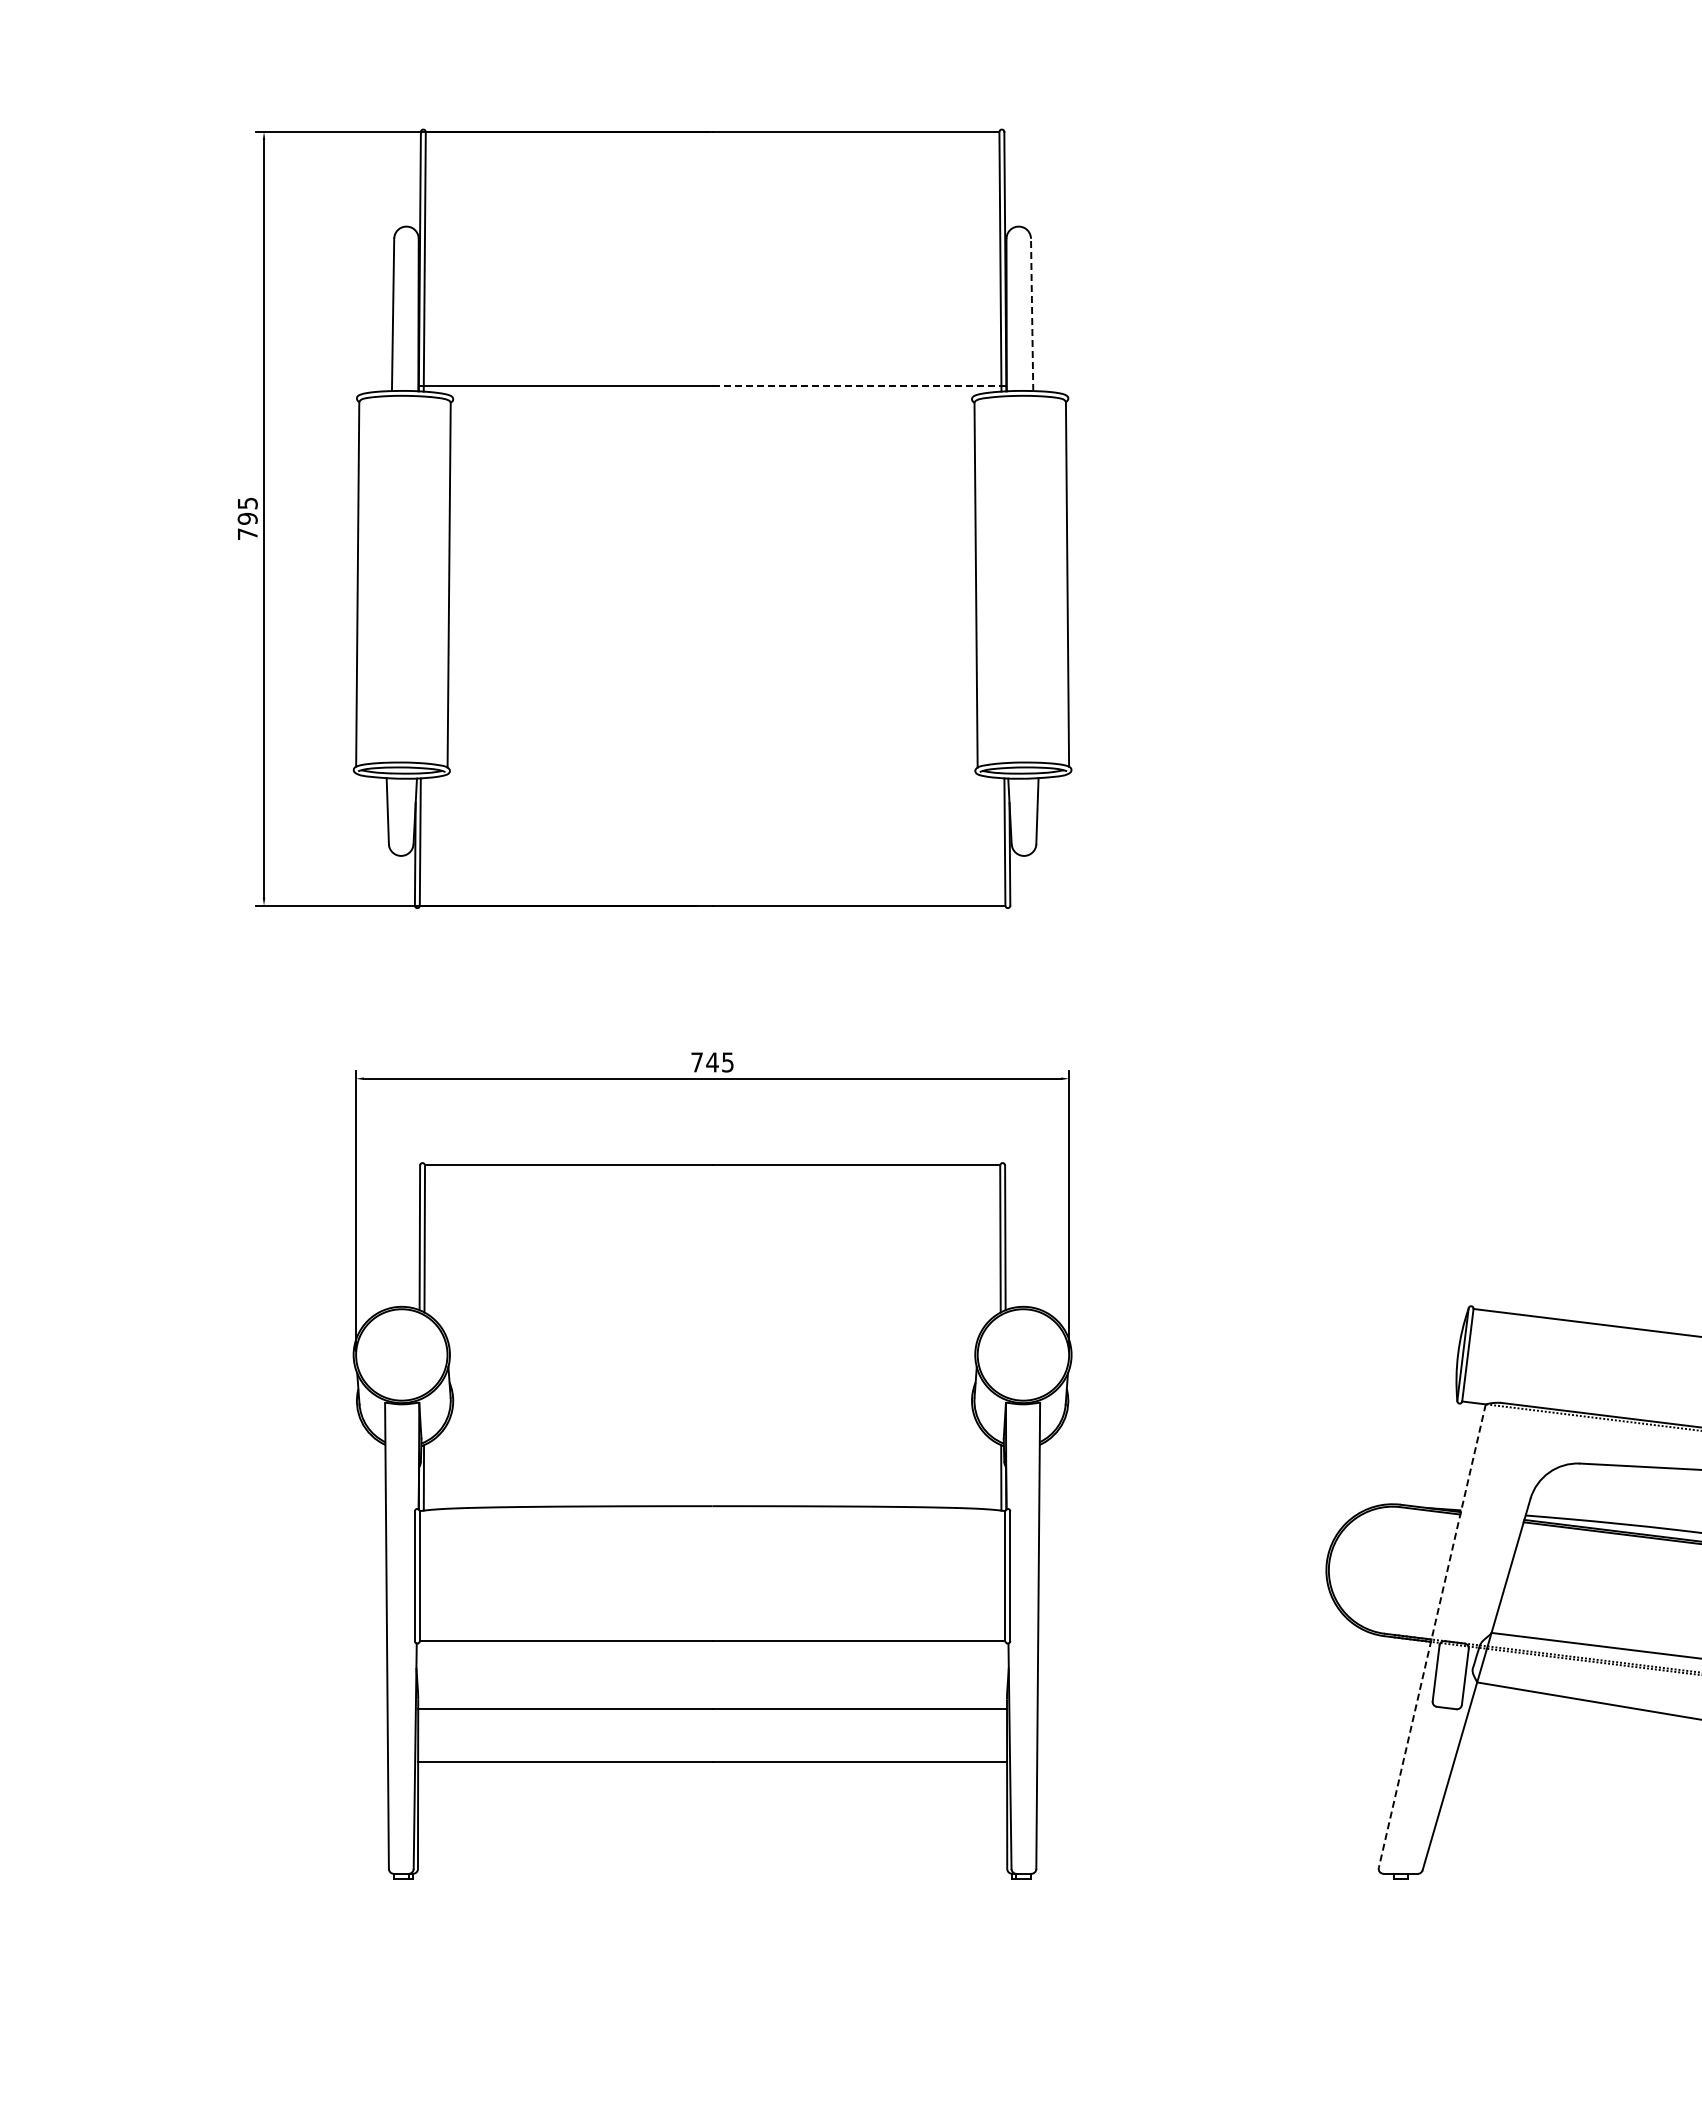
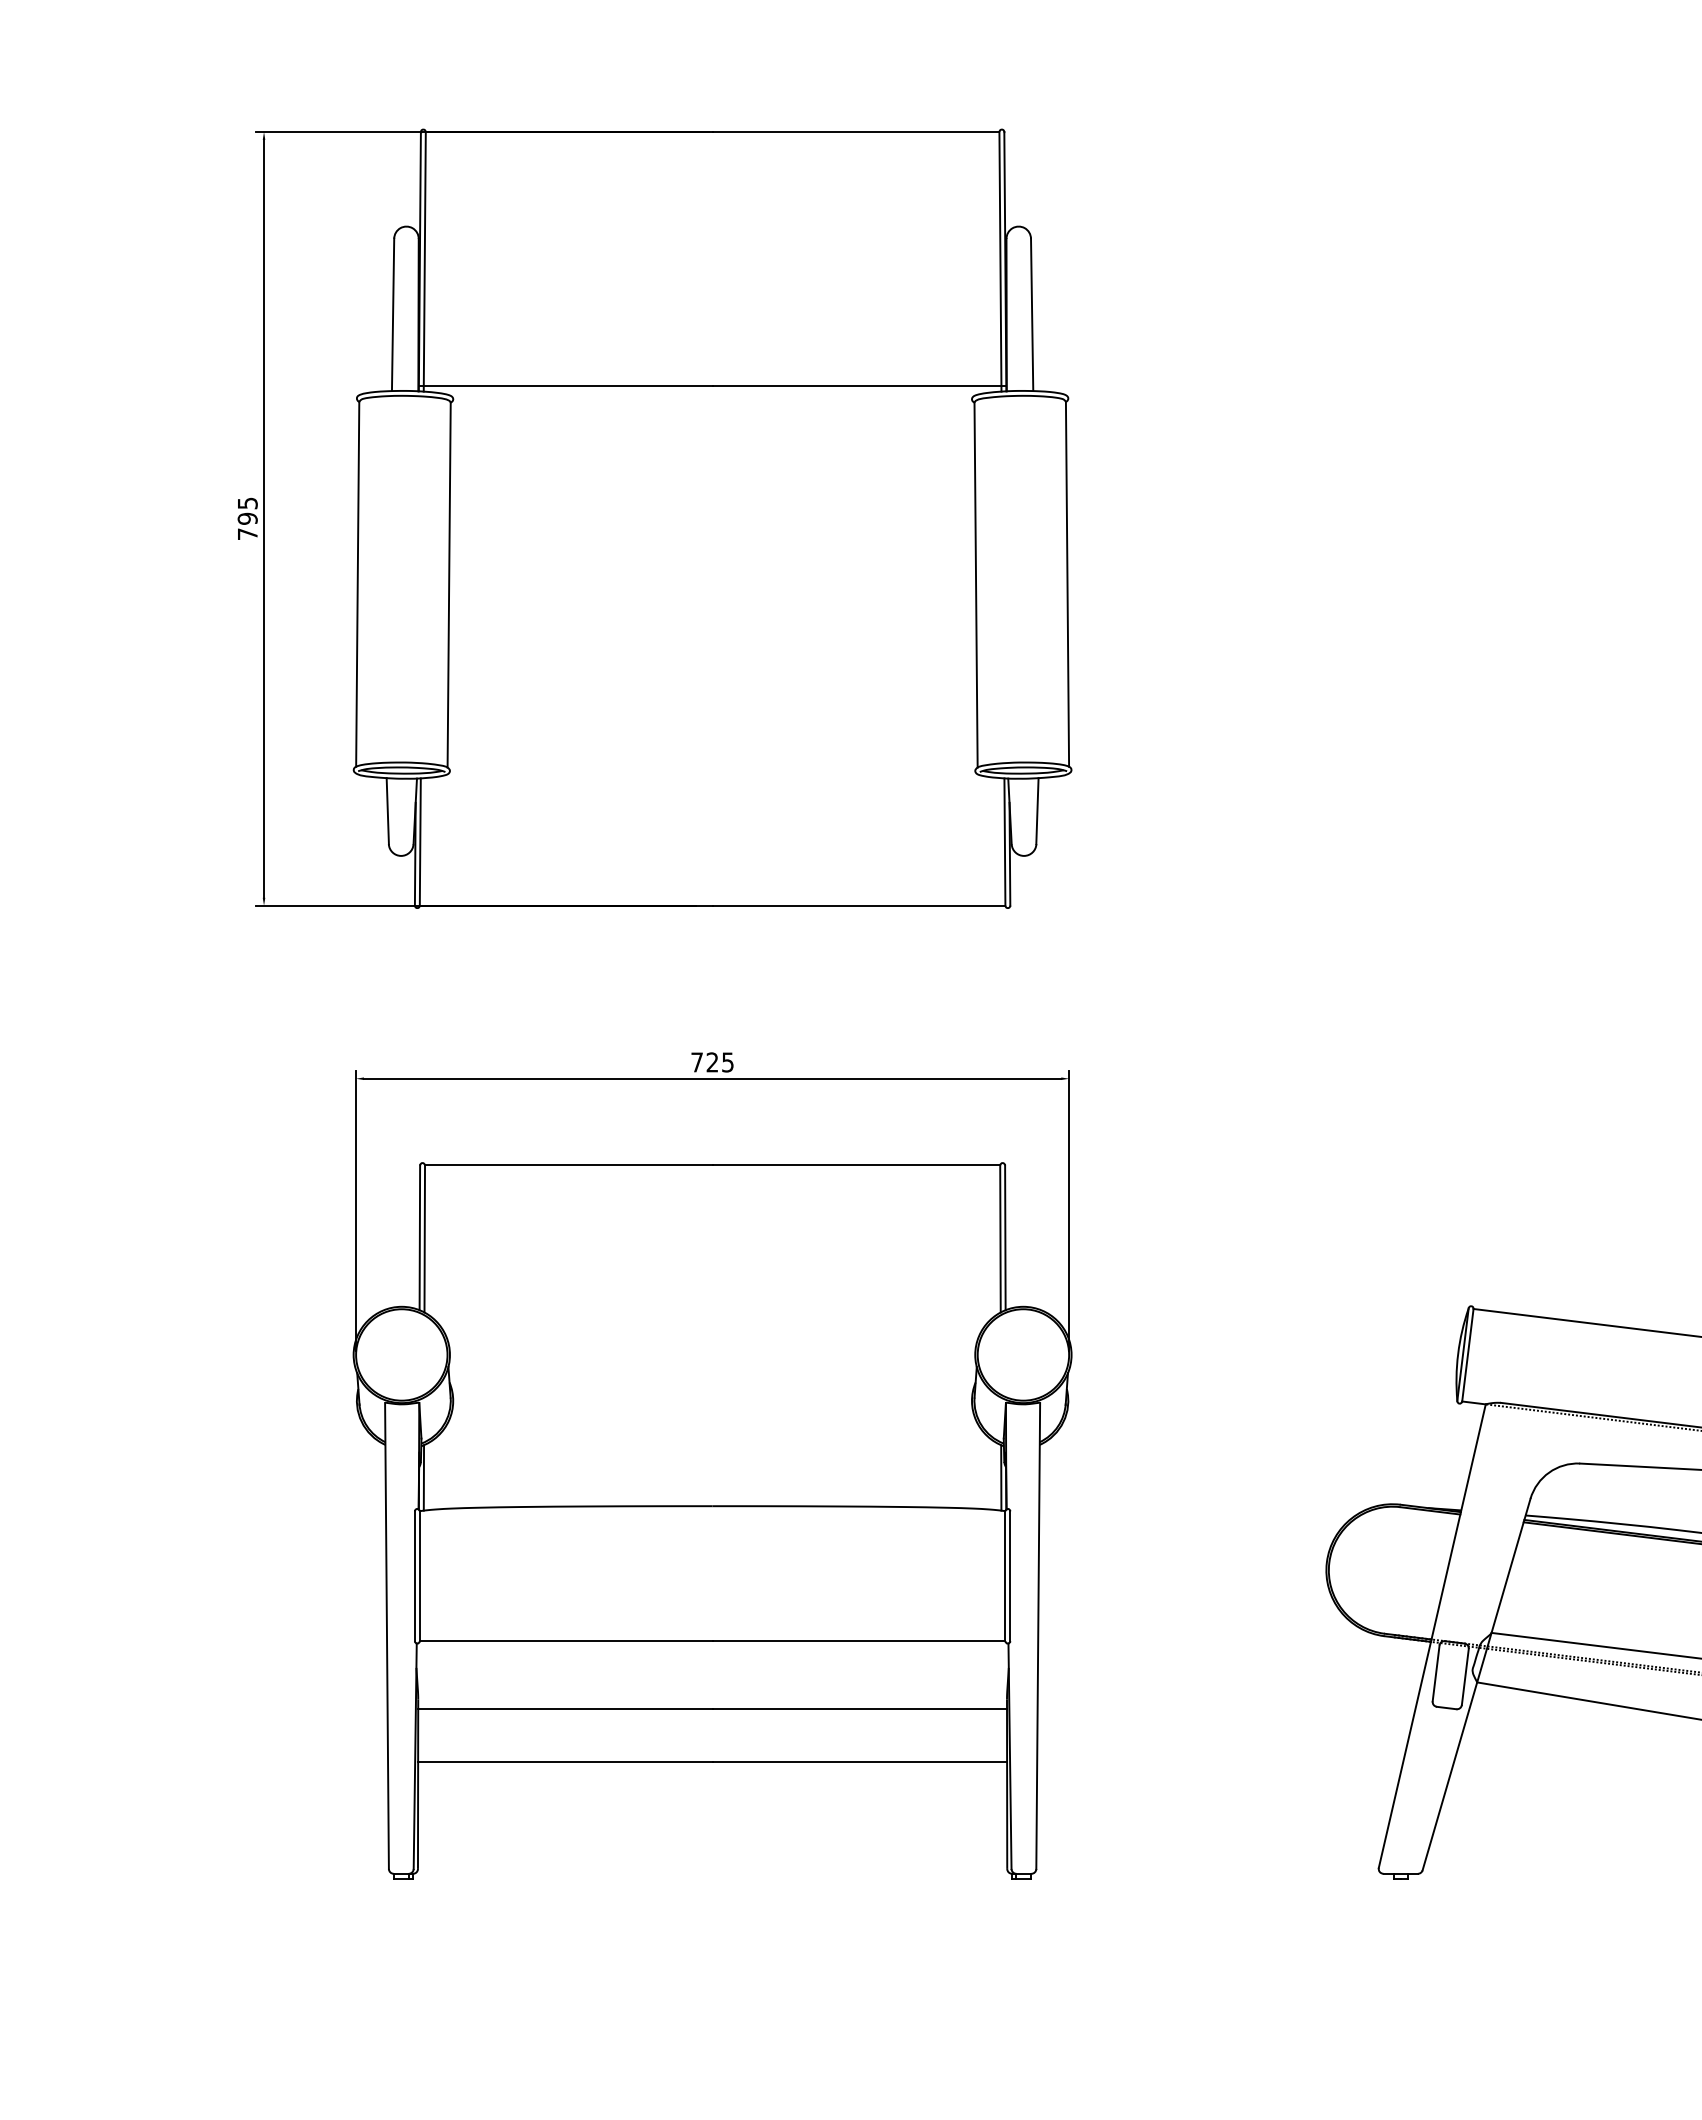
line: dashed -> solid (1032, 314)
line: dashed -> solid (859, 385)
text: 745 -> 725 (712, 1062)
line: dashed -> solid (1432, 1636)
